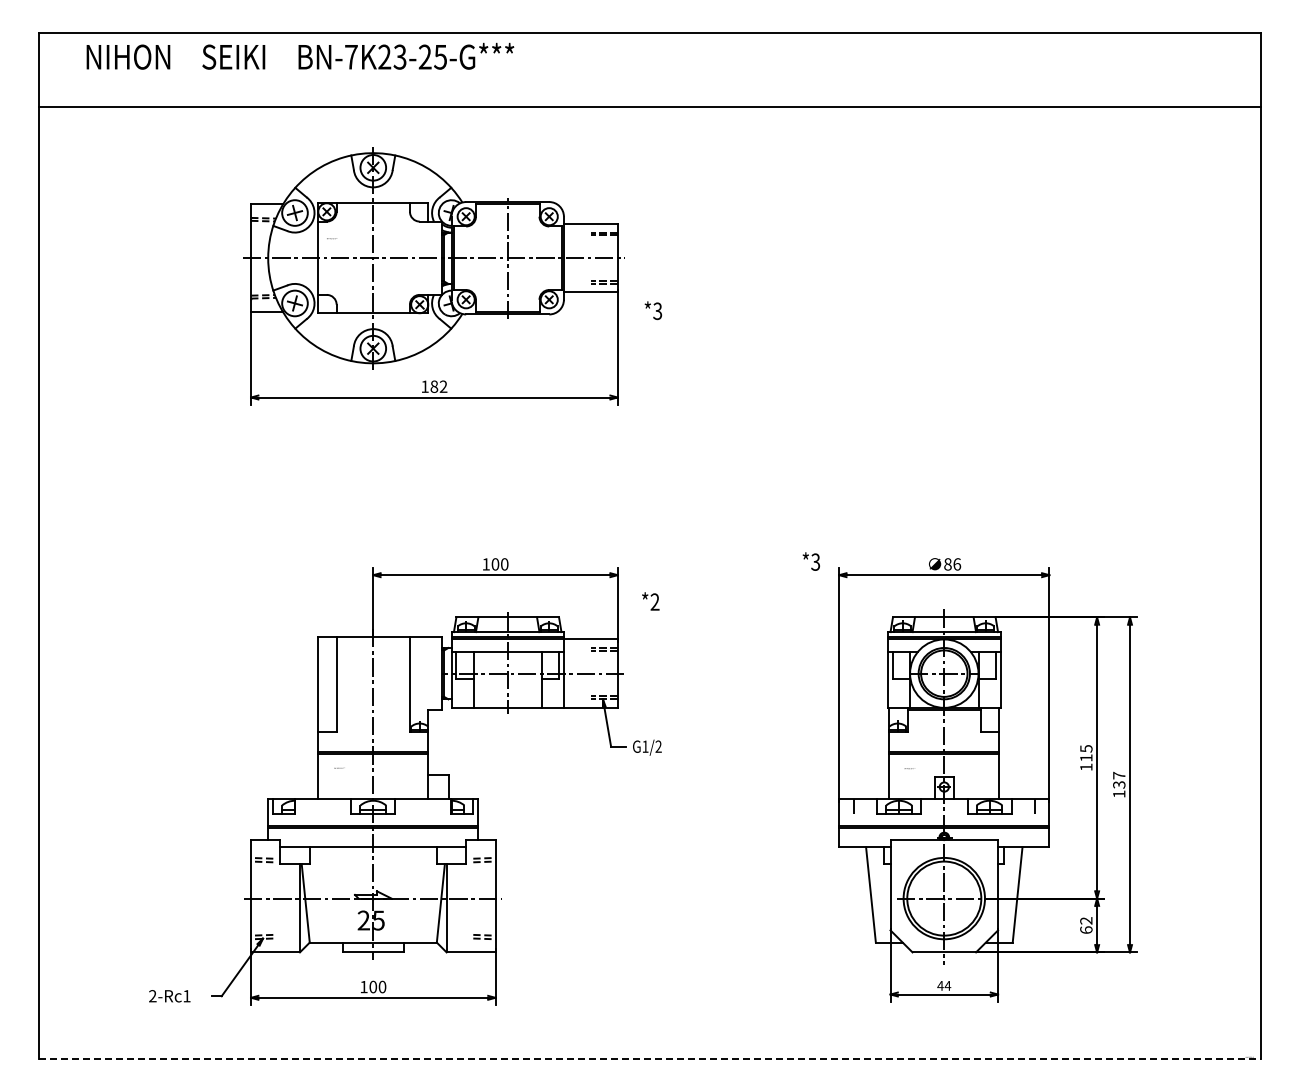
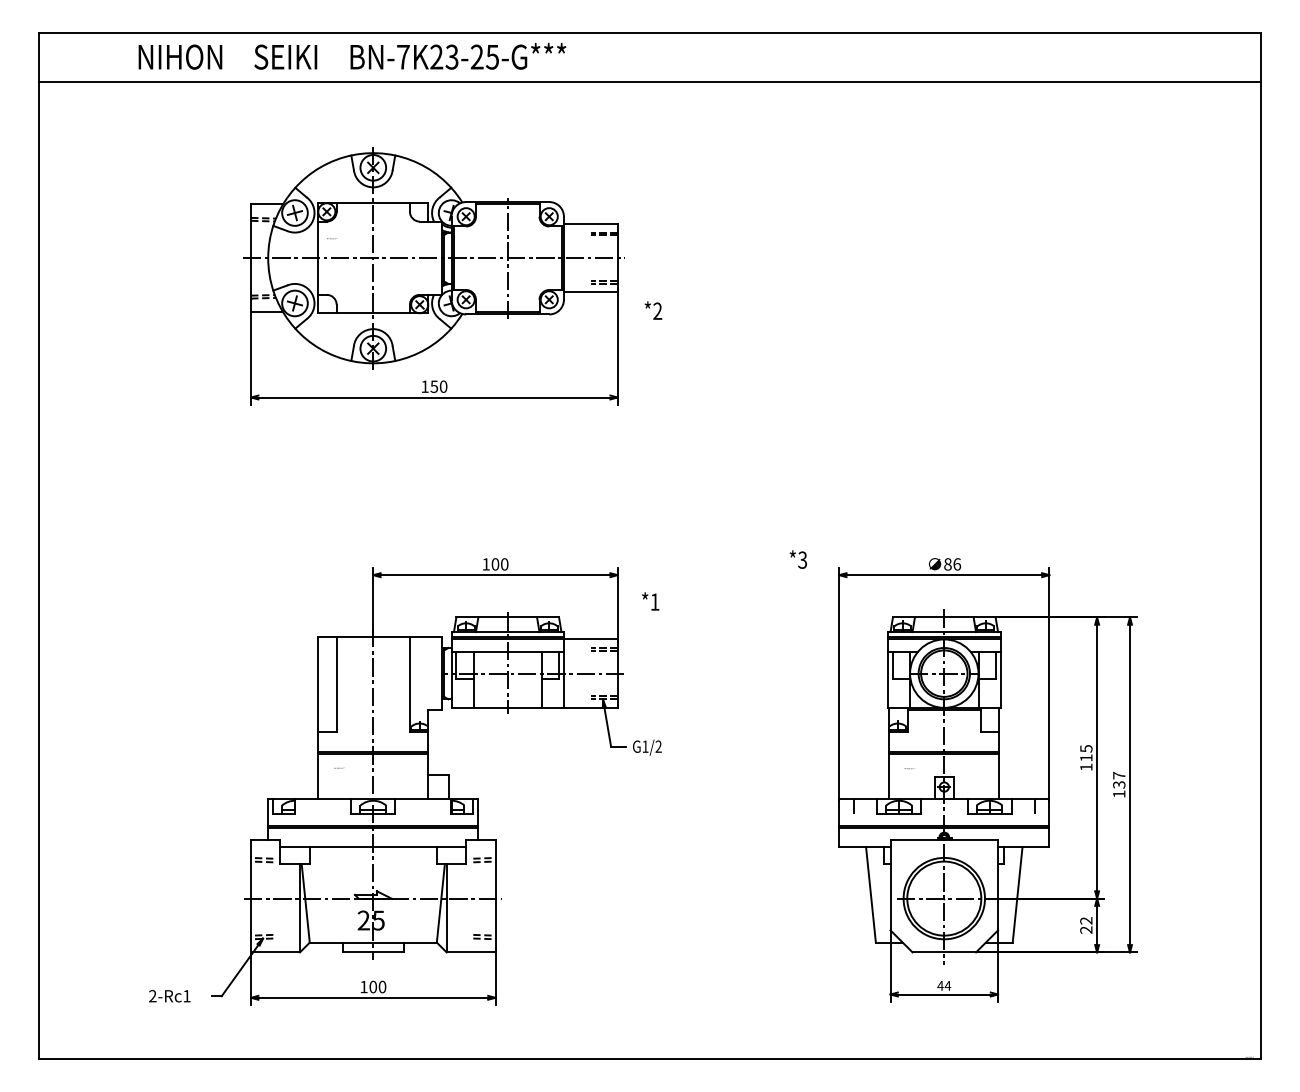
text position: (300, 55) -> (352, 55) (352, 55)
line position: (649, 106) -> (649, 81) (649, 81)
text: *3 -> *2 (657, 311)
text: 182 -> 150 (438, 386)
text position: (810, 561) -> (797, 559) (797, 559)
text: *2 -> *1 (654, 601)
text: 62 -> 22 (1086, 929)
line: dashed -> solid (650, 1059)
